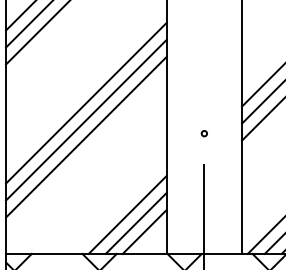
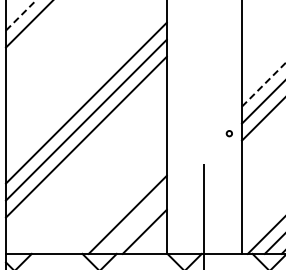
line: solid -> dashed (21, 15)
line: present -> none (37, 33)
line: solid -> dashed (263, 84)
circle position: (203, 133) -> (228, 133) (228, 133)
line: present -> none (135, 222)
